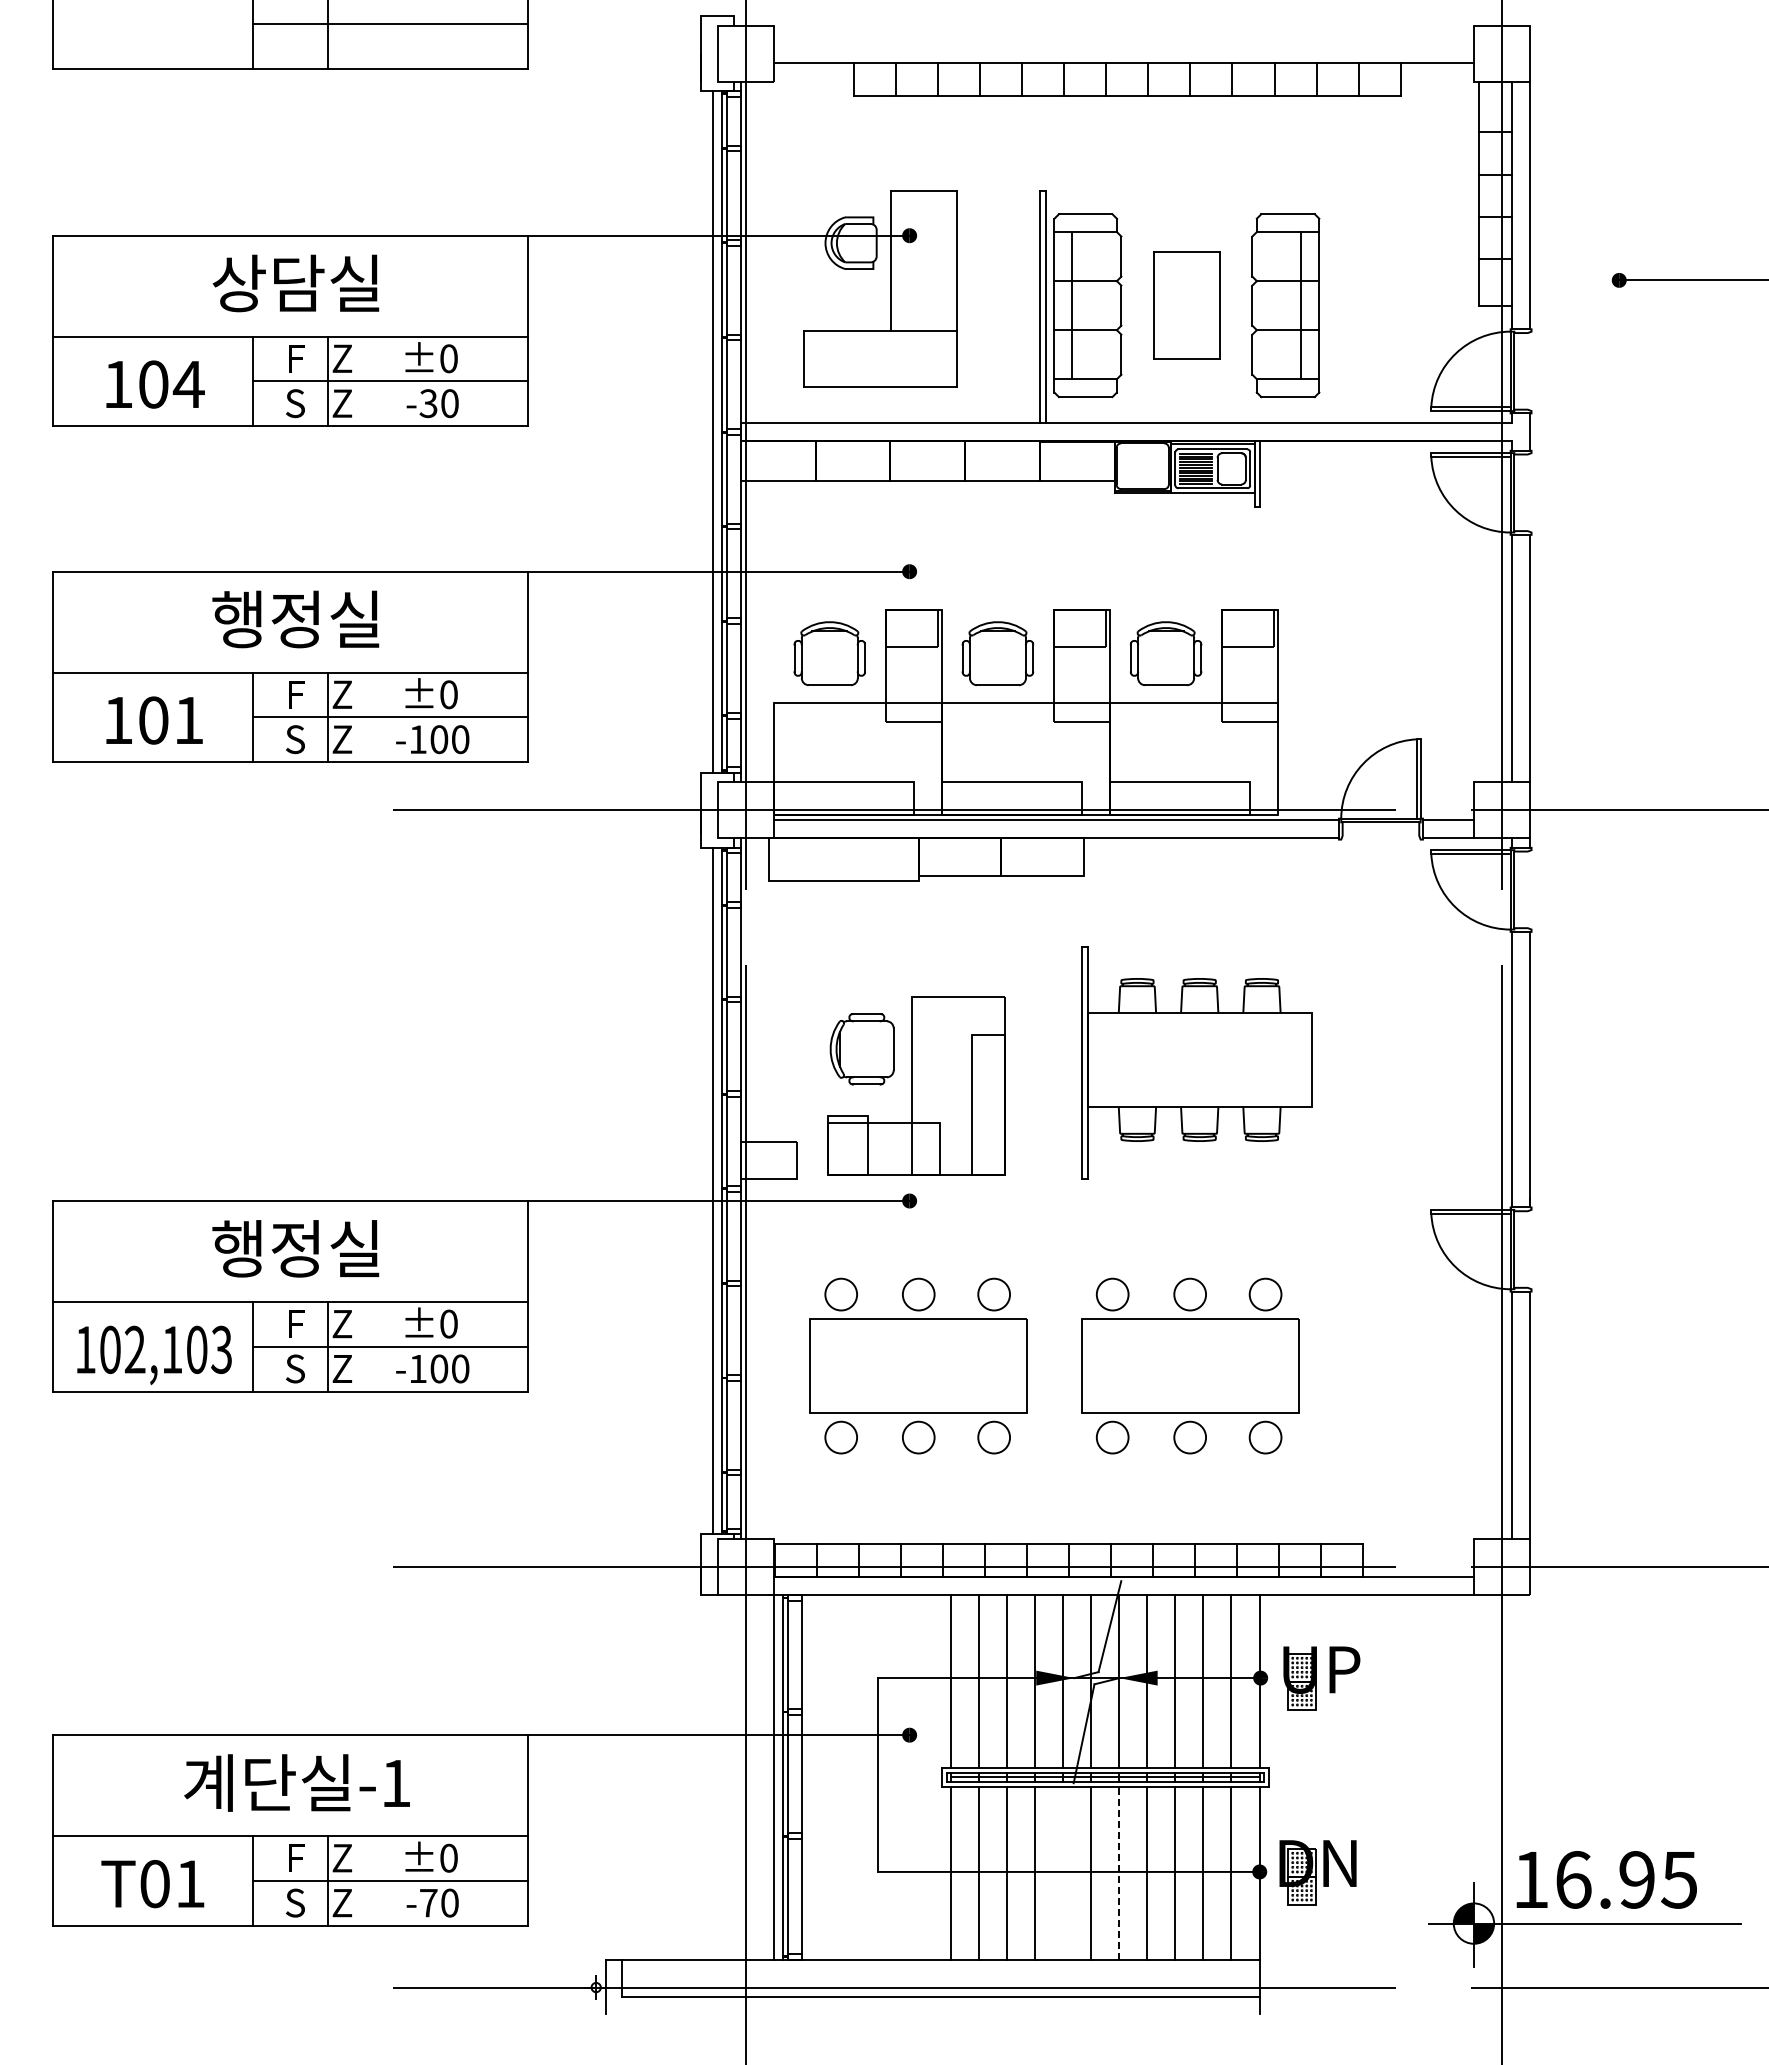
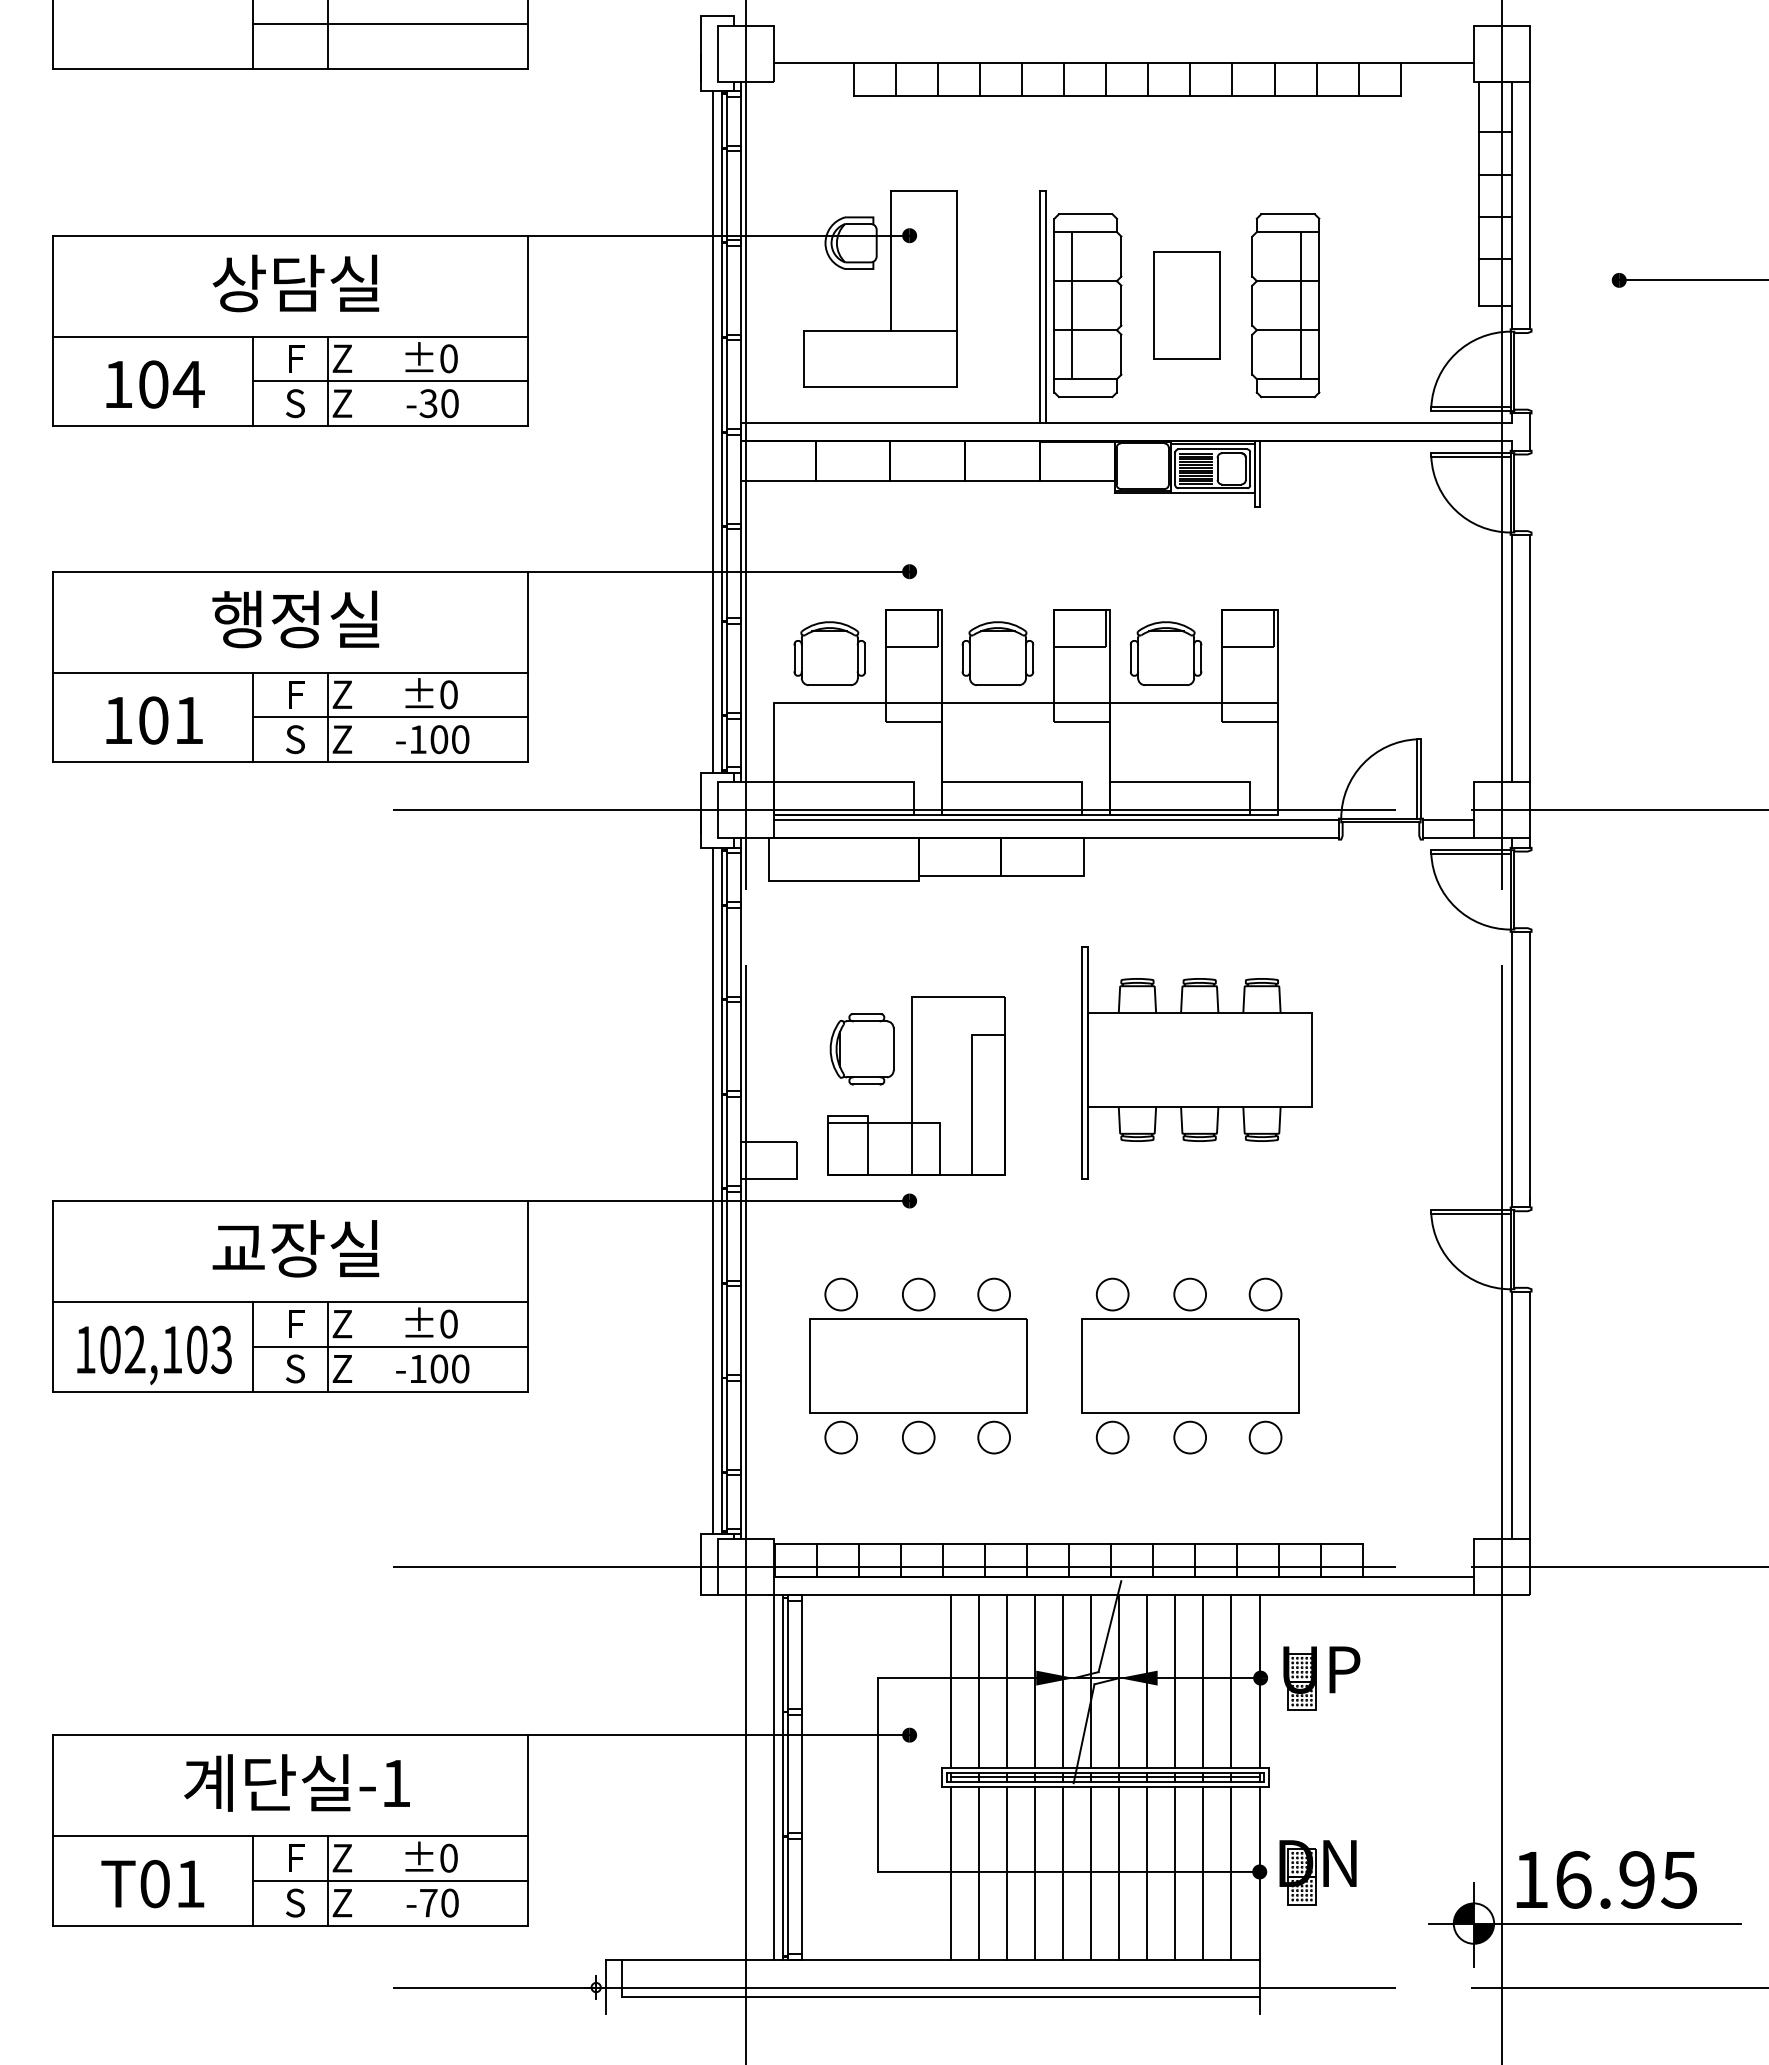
text: 행정실 -> 교장실 (268, 1248)
line: none -> present (1063, 1872)
line: dashed -> solid (1119, 1872)
